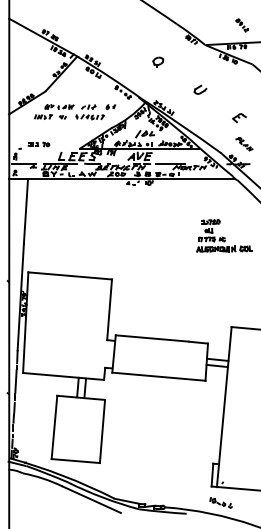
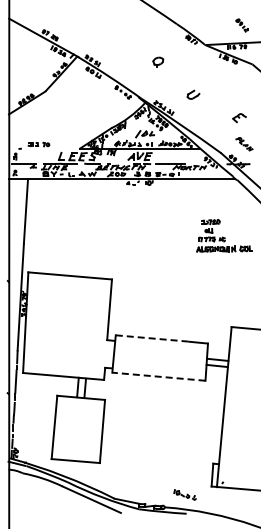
part position: (200, 89) -> (193, 94) (193, 94)
part: present -> none (74, 112)
line: solid -> dashed (152, 338)
line: solid -> dashed (158, 376)
part position: (220, 502) -> (184, 494) (184, 494)
